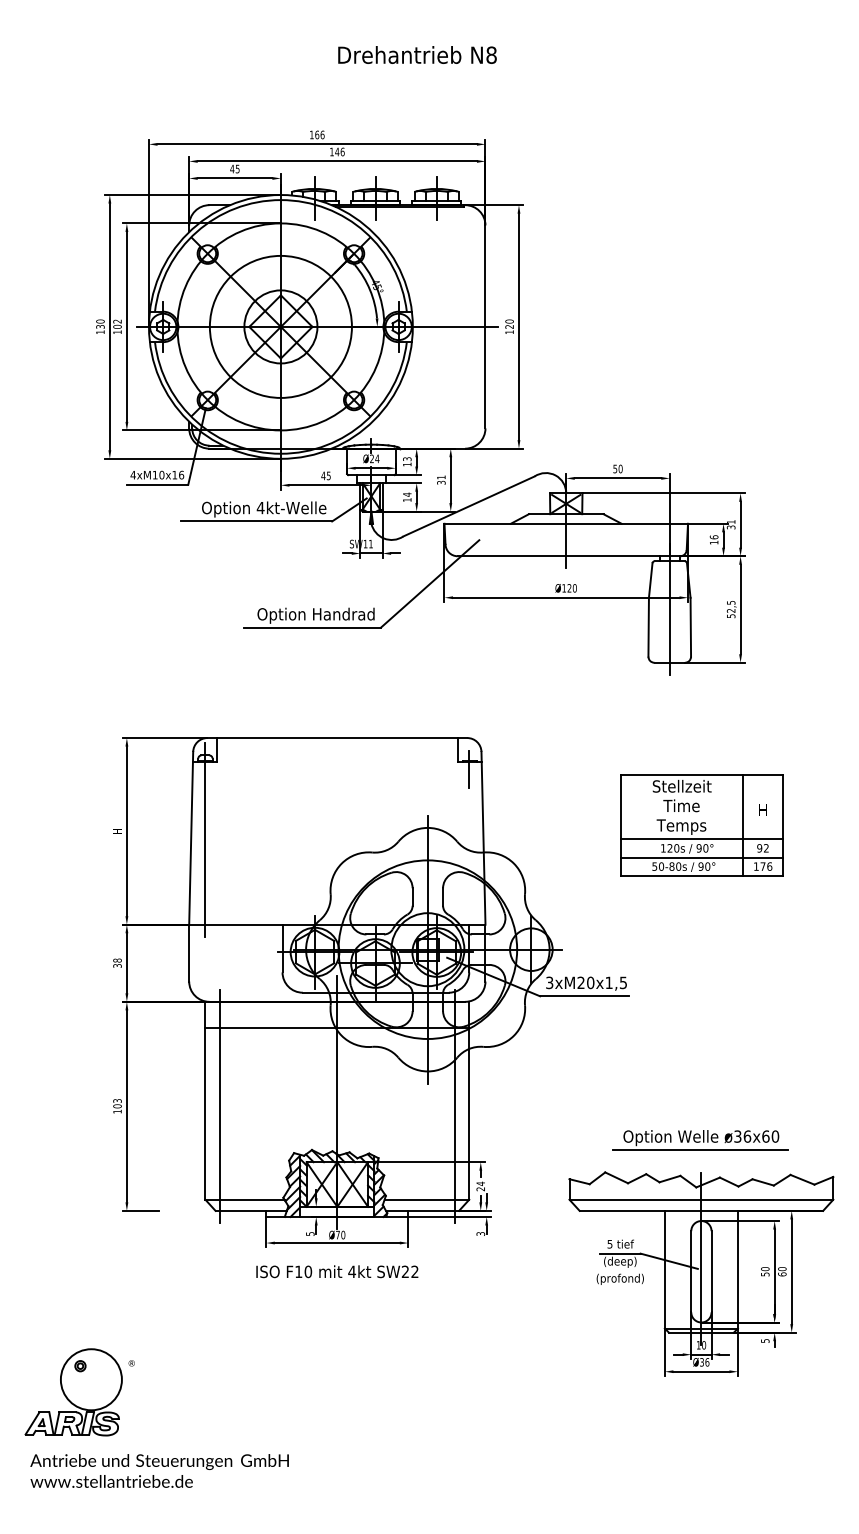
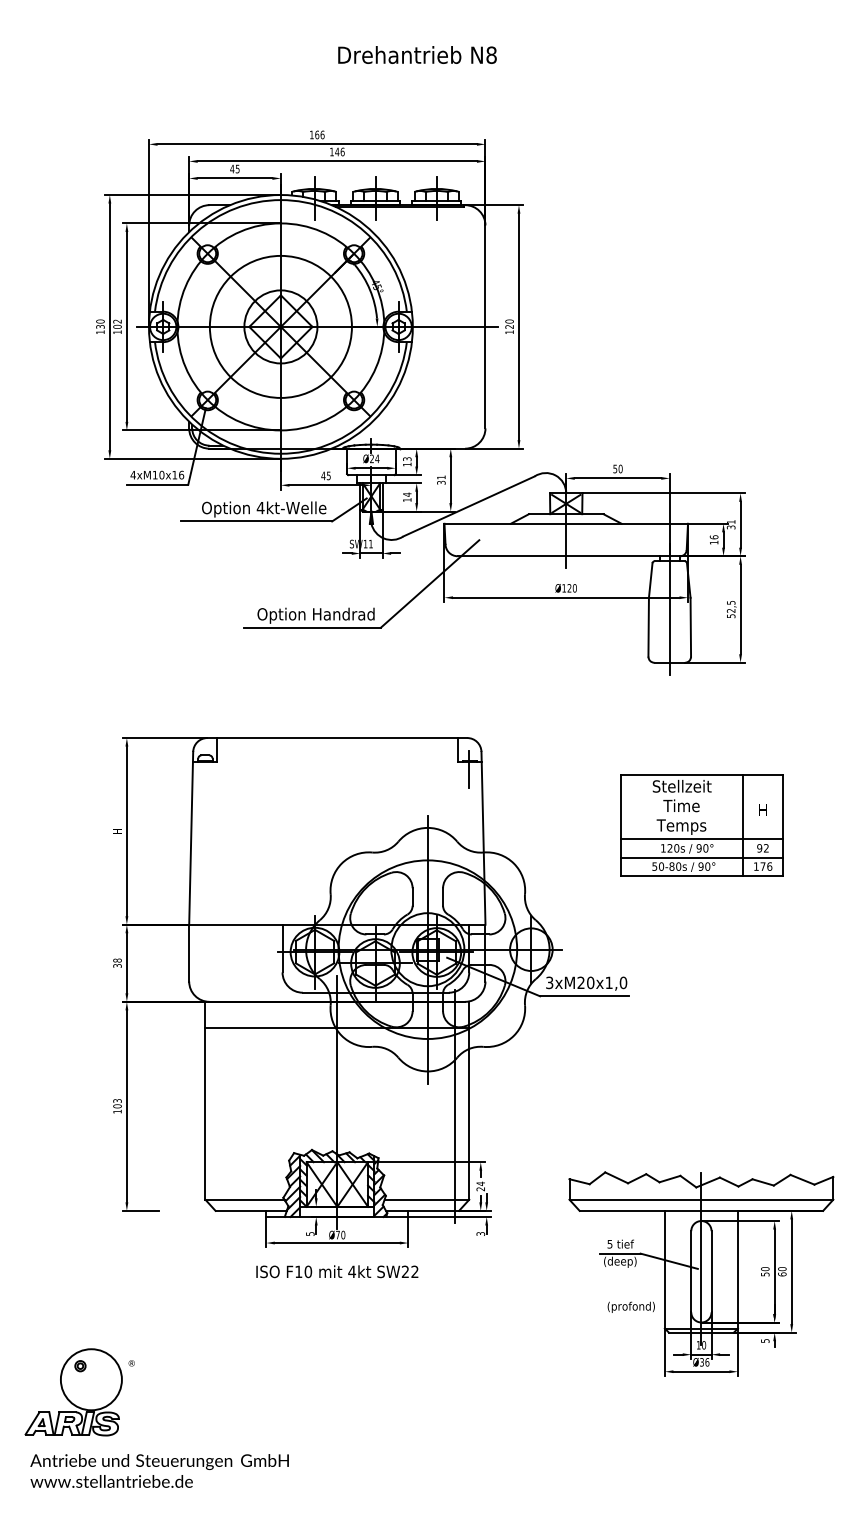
line: present -> none (205, 839)
text: 3xM20x1,5 -> 3xM20x1,0 (623, 982)
line: present -> none (219, 1106)
part: present -> none (700, 1140)
text position: (619, 1278) -> (630, 1306) (630, 1306)
